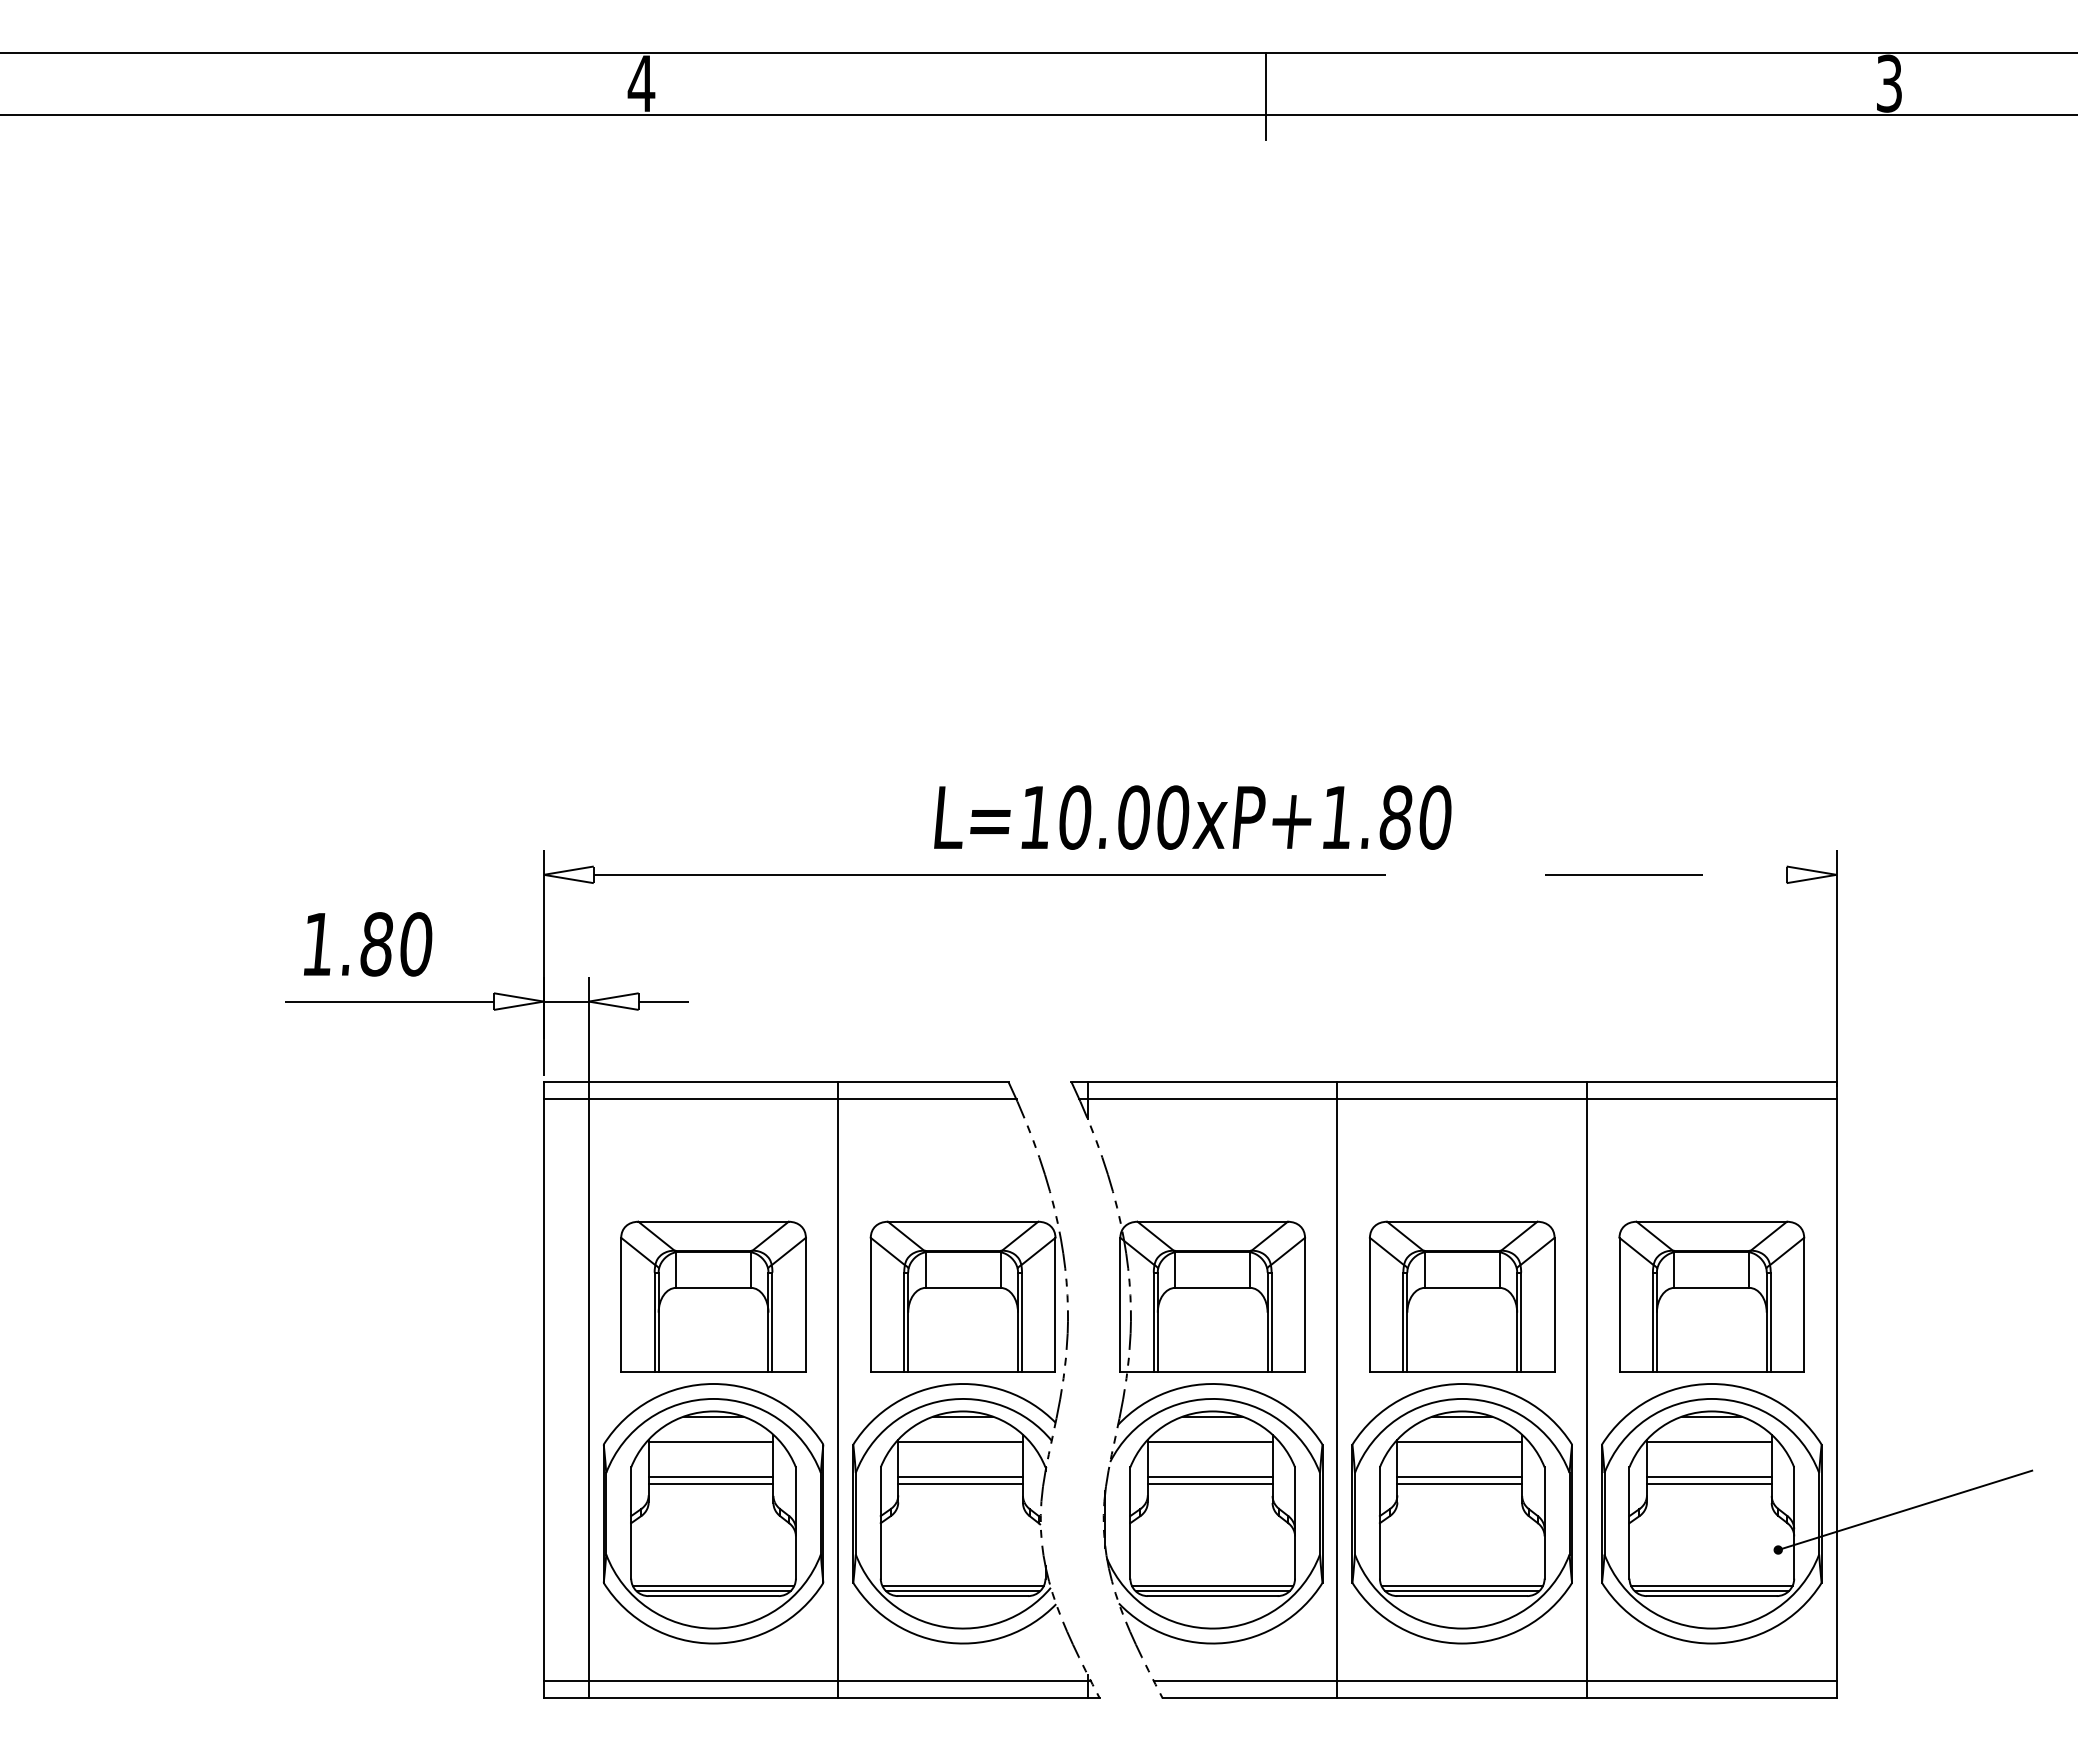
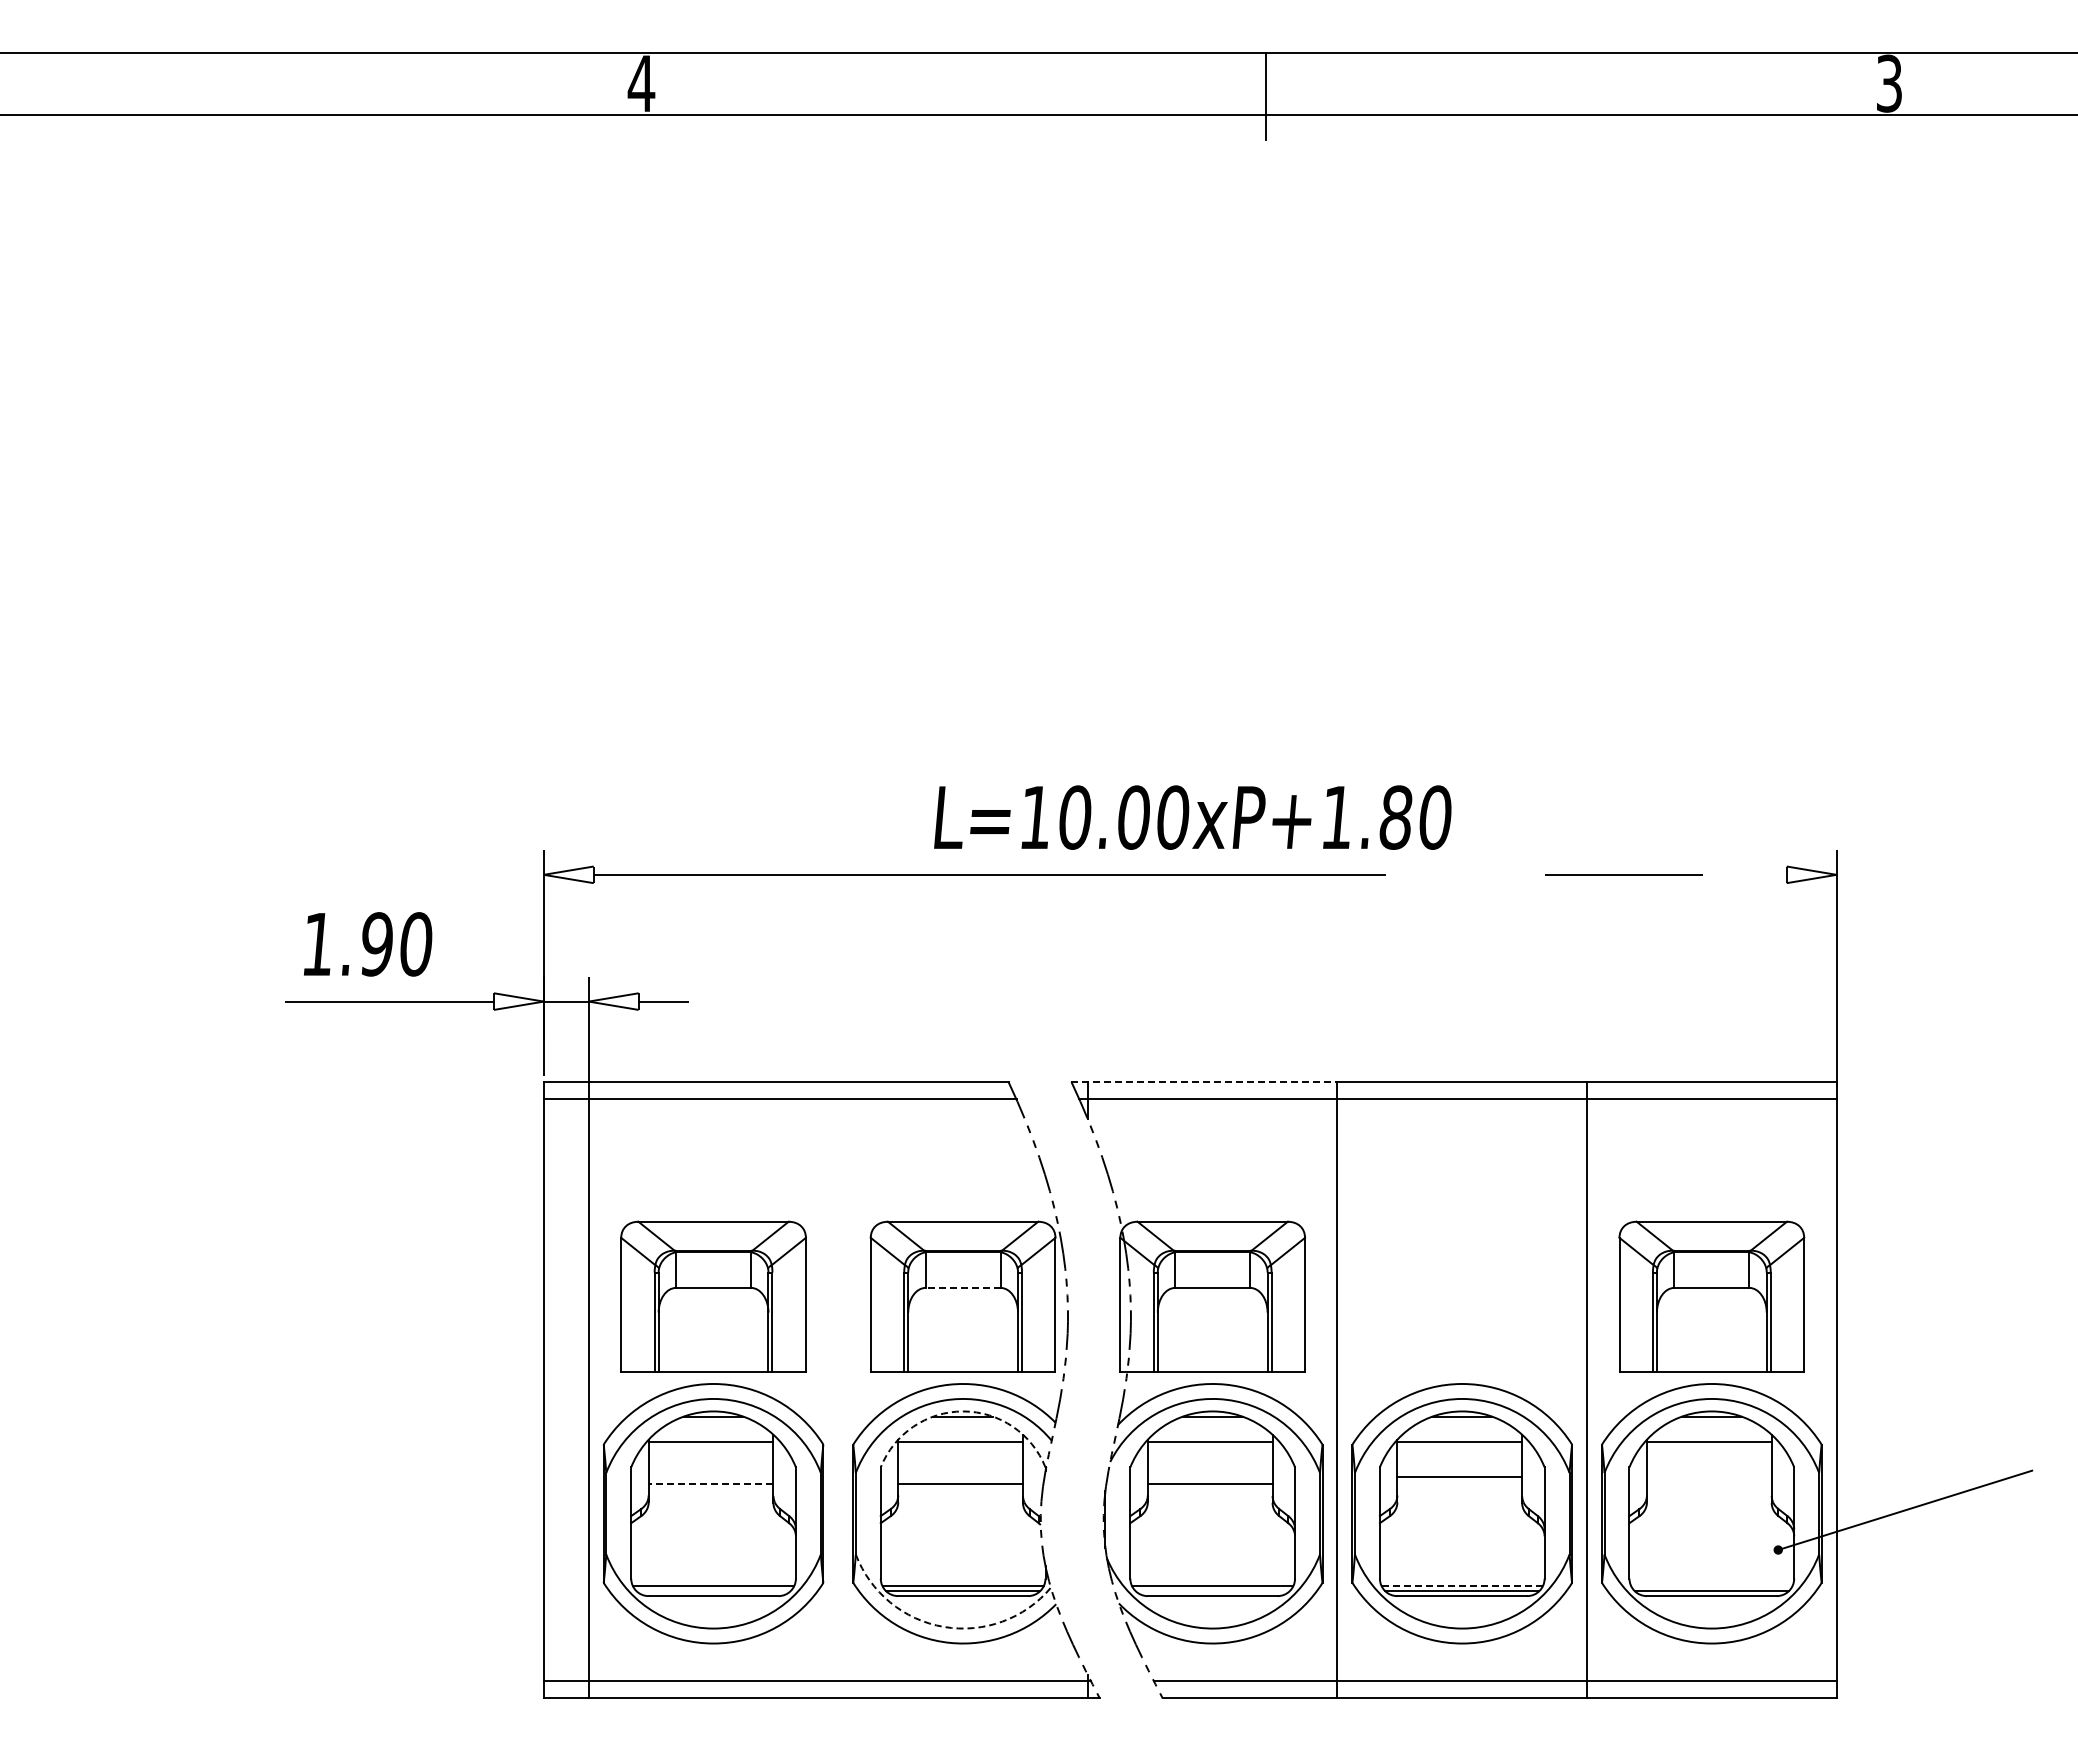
text: 1.80 -> 1.90 (376, 944)
line: solid -> dashed (1204, 1082)
line: solid -> dashed (962, 1287)
part: present -> none (1462, 1296)
line: present -> none (838, 1390)
arc: solid -> dashed (963, 1411)
line: present -> none (710, 1477)
line: present -> none (960, 1477)
line: present -> none (1209, 1477)
line: present -> none (1708, 1477)
line: solid -> dashed (710, 1484)
line: present -> none (1459, 1484)
line: present -> none (1708, 1484)
line: solid -> dashed (1462, 1586)
line: present -> none (1711, 1586)
line: present -> none (713, 1591)
line: present -> none (1212, 1591)
arc: solid -> dashed (943, 1626)
